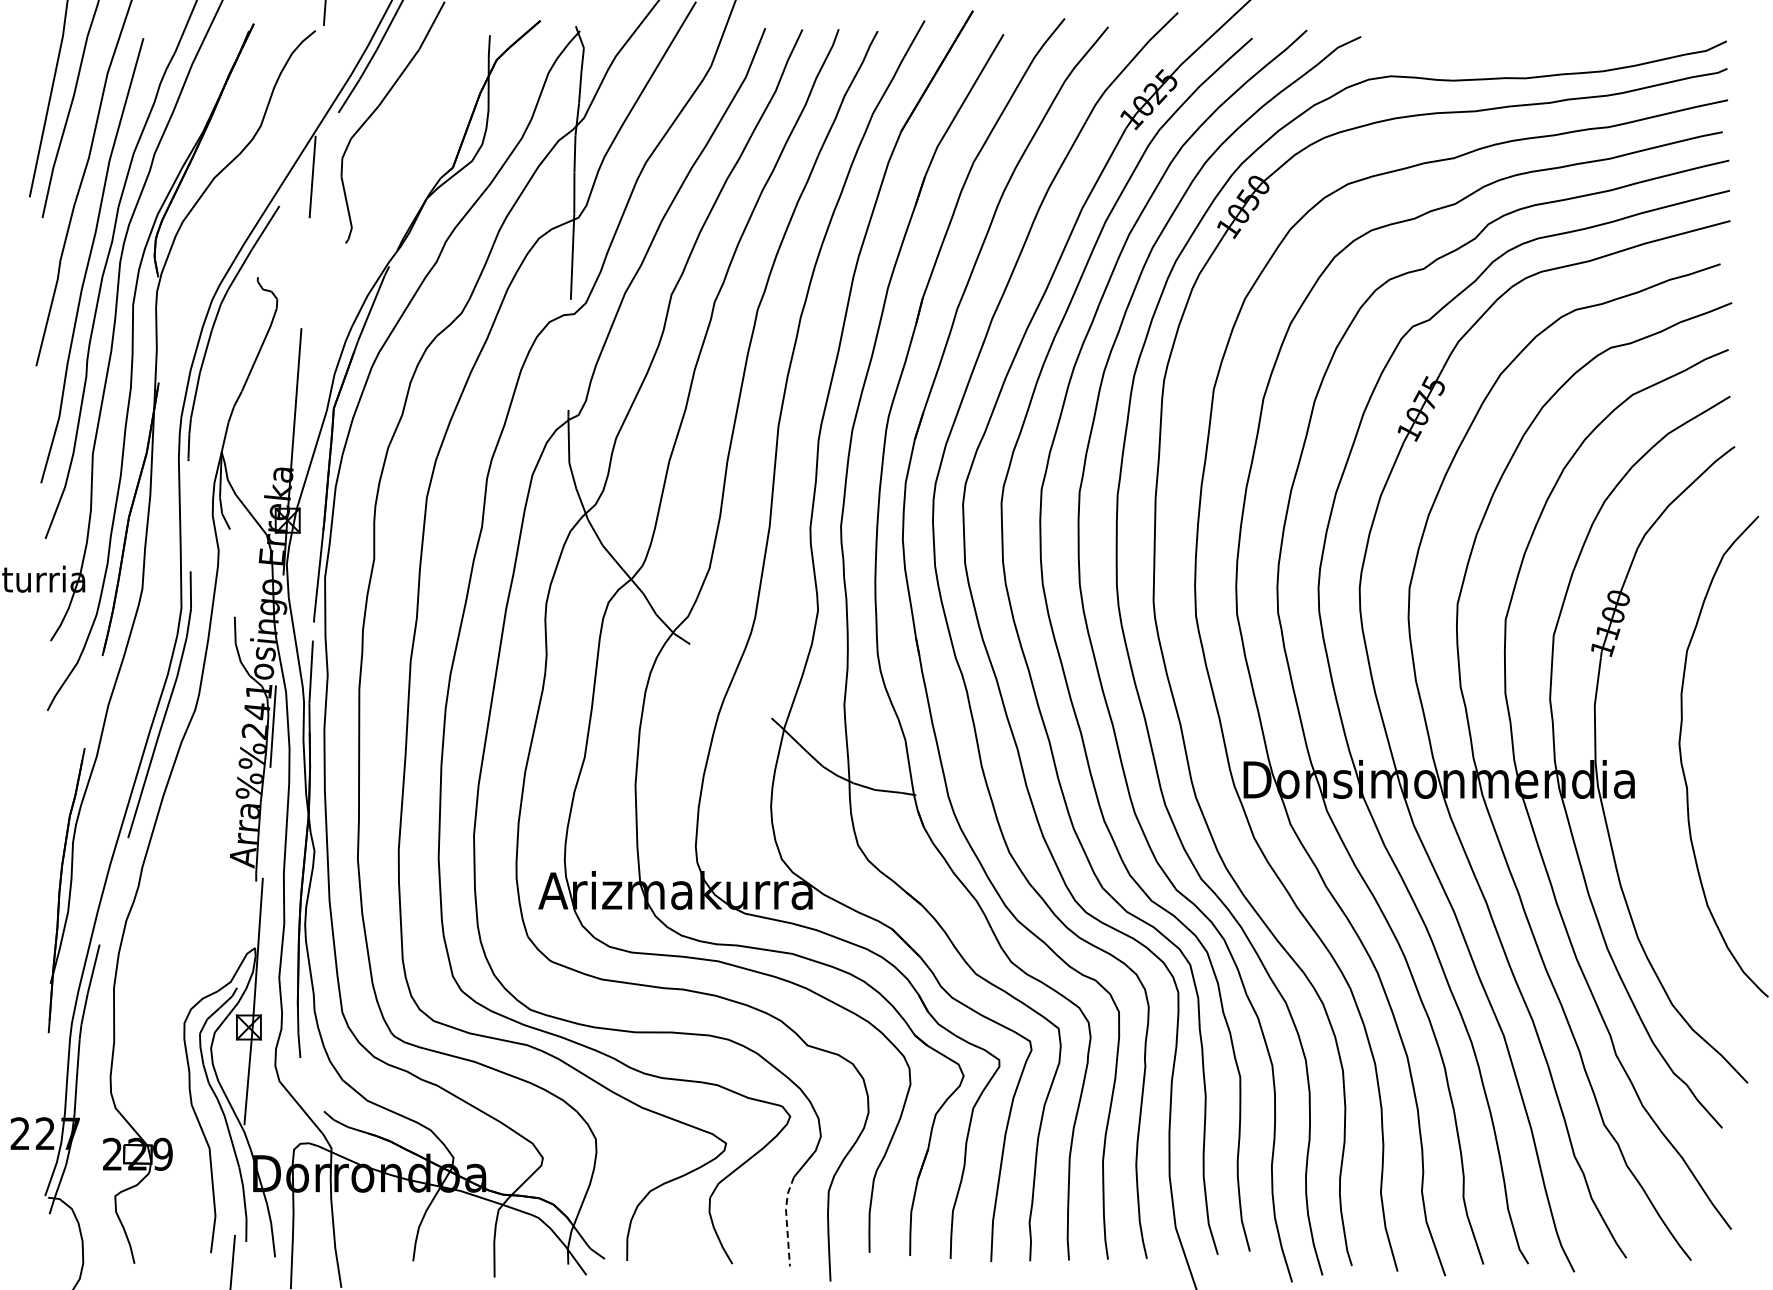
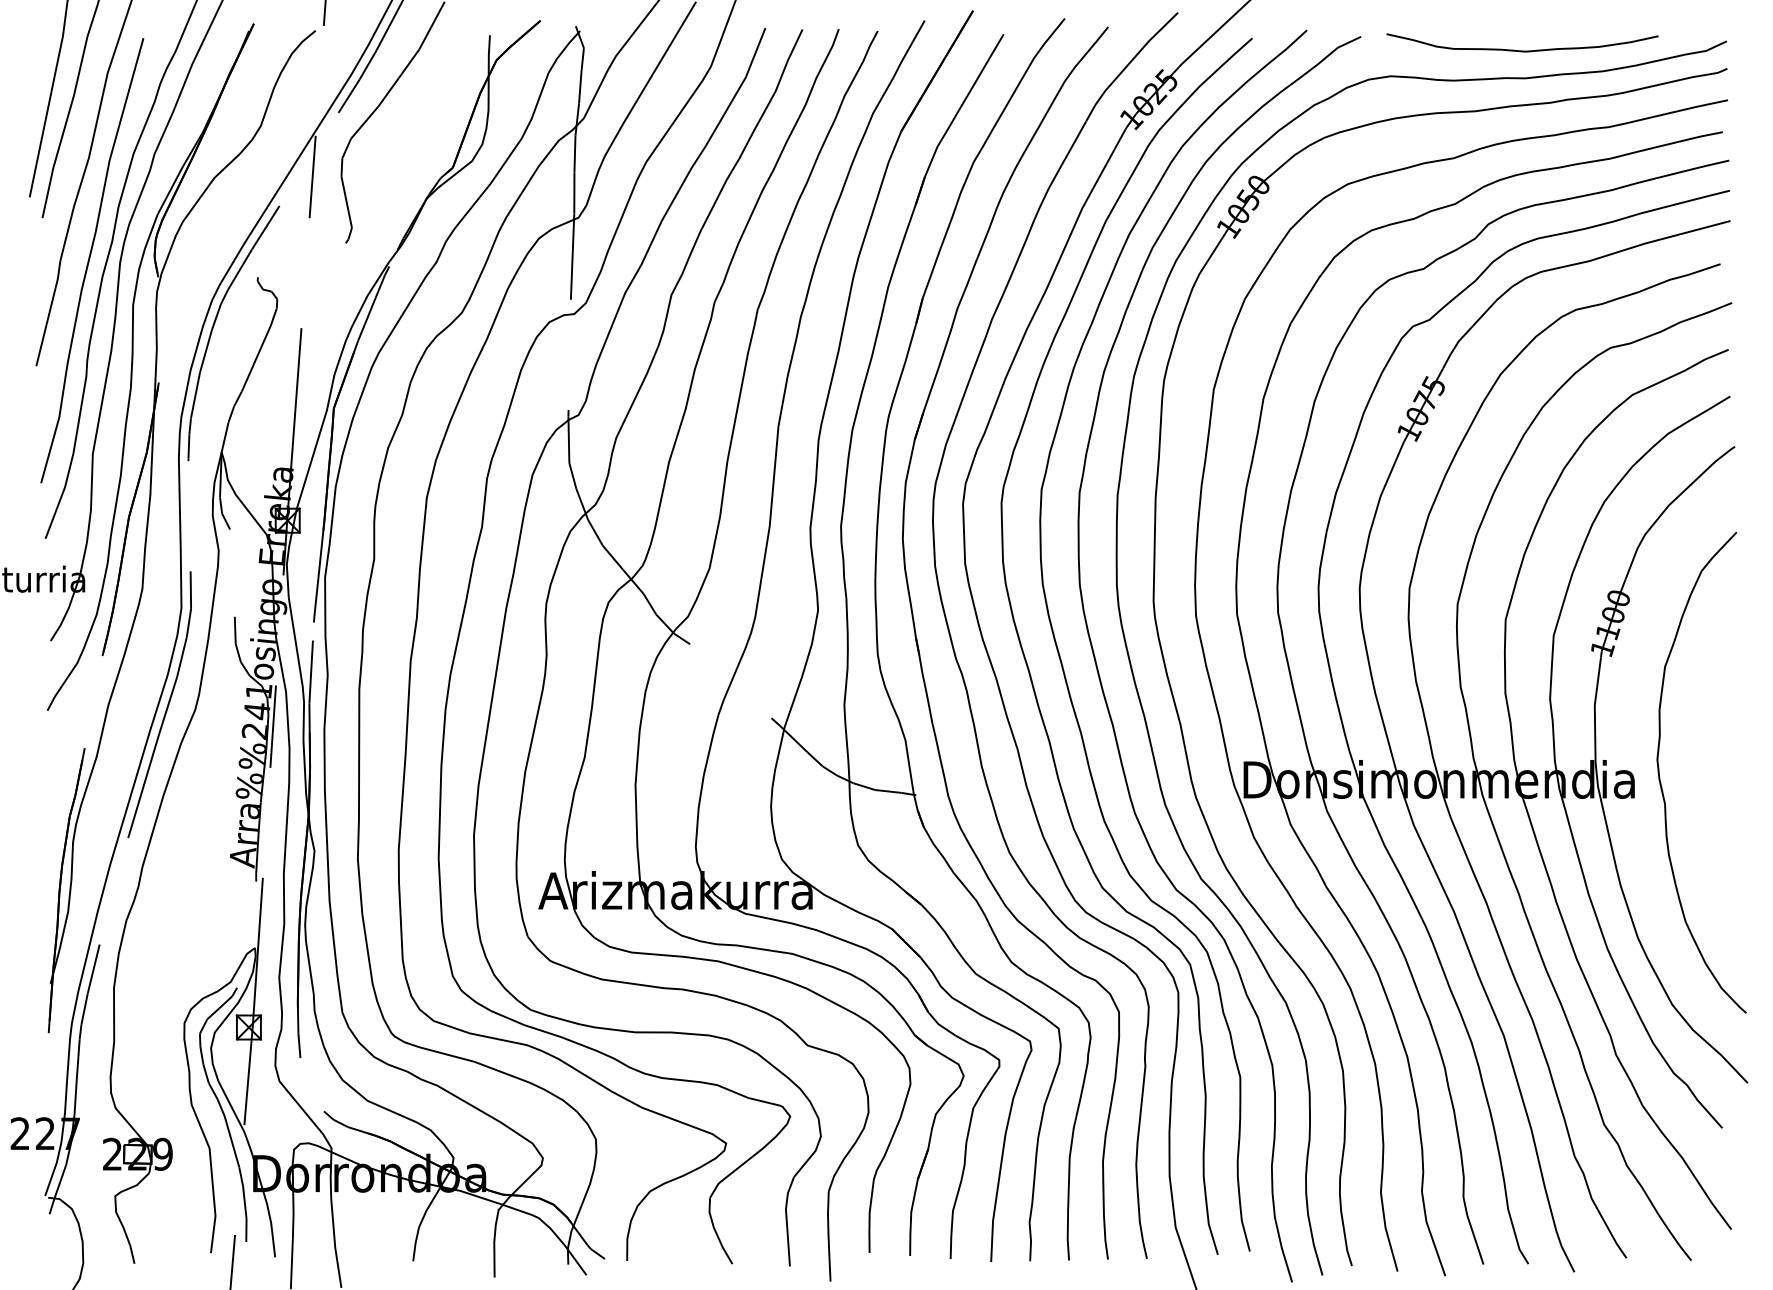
curve: none -> present (1522, 50)
curve position: (1683, 766) -> (1661, 782) (1661, 782)
line: dashed -> solid (786, 1220)
